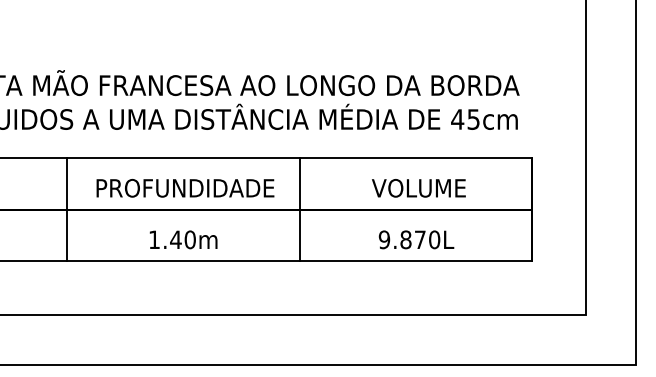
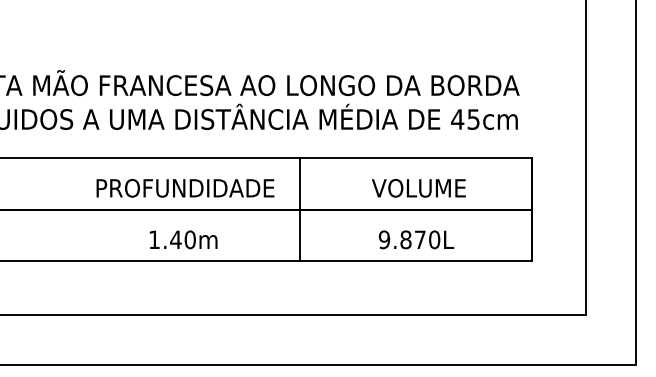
line: present -> none (67, 209)
